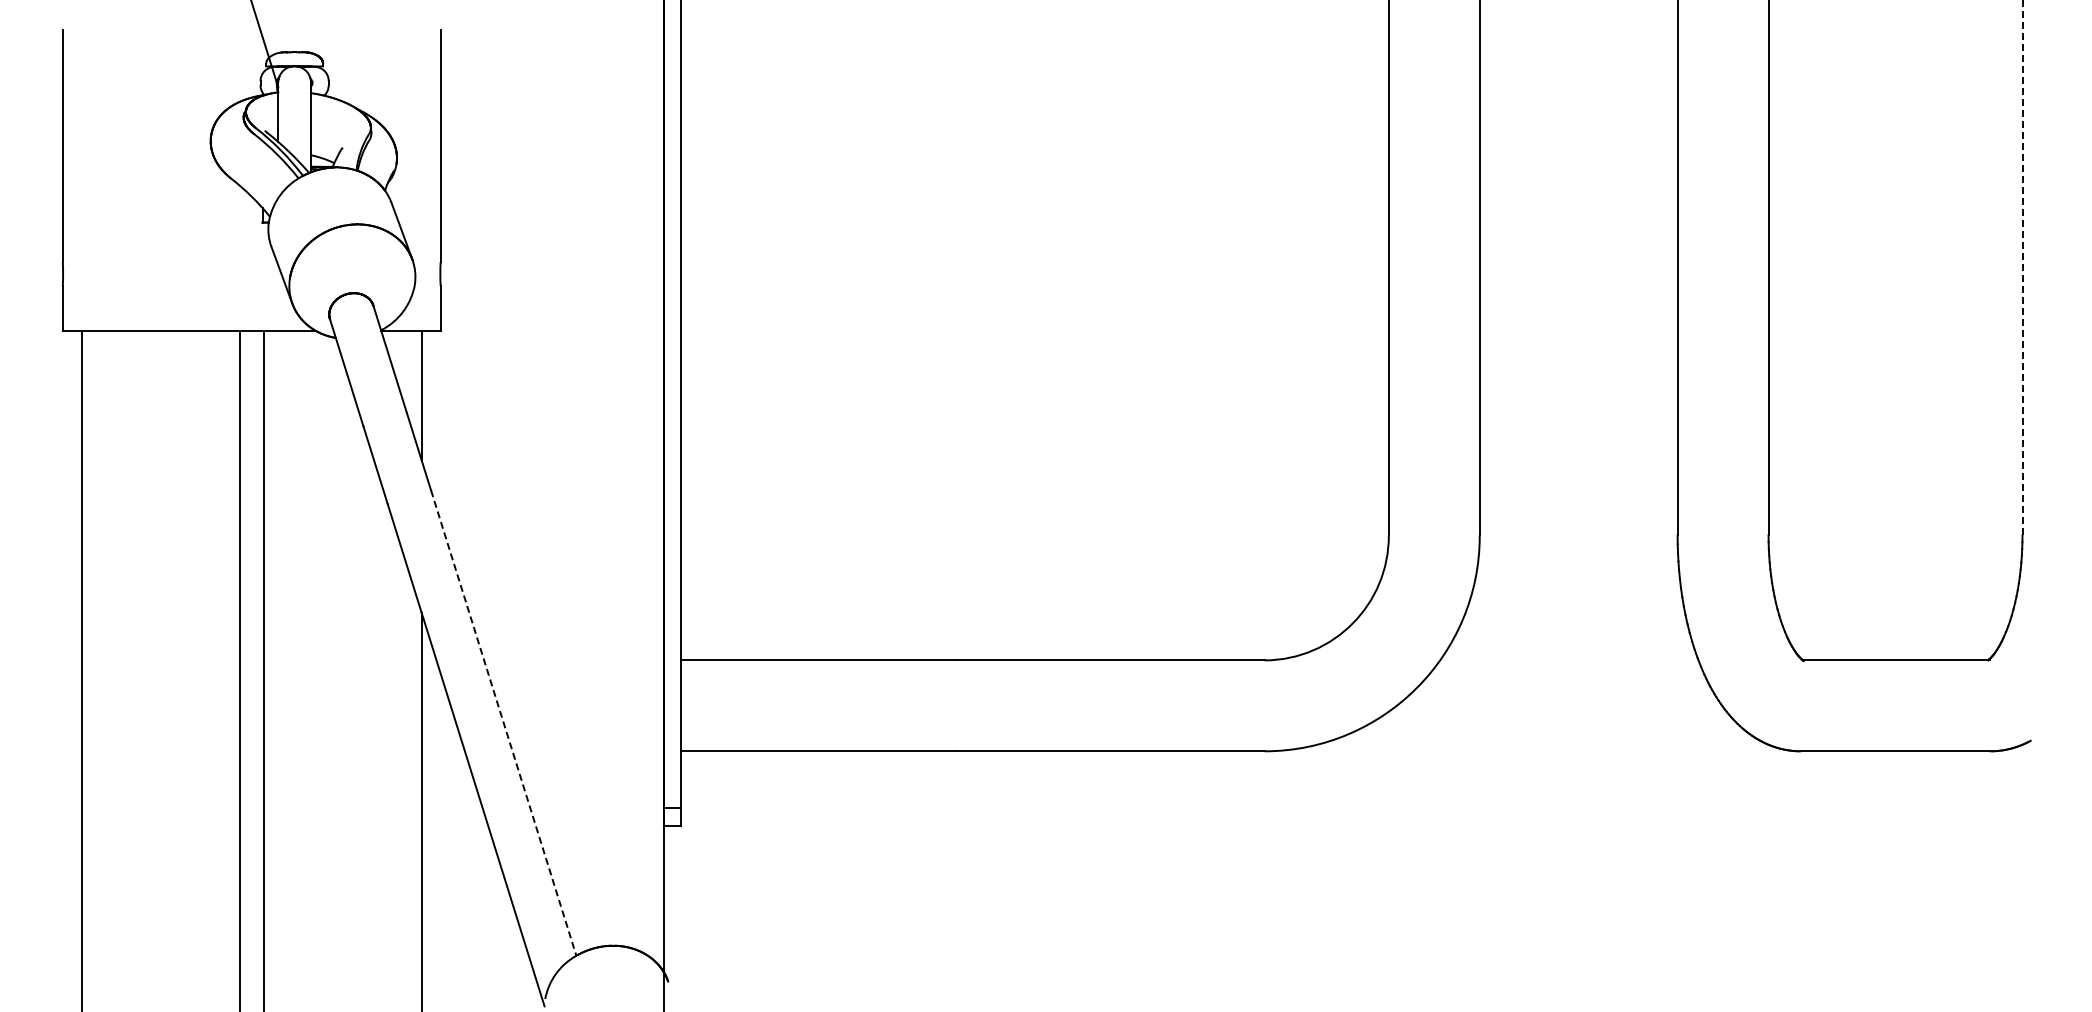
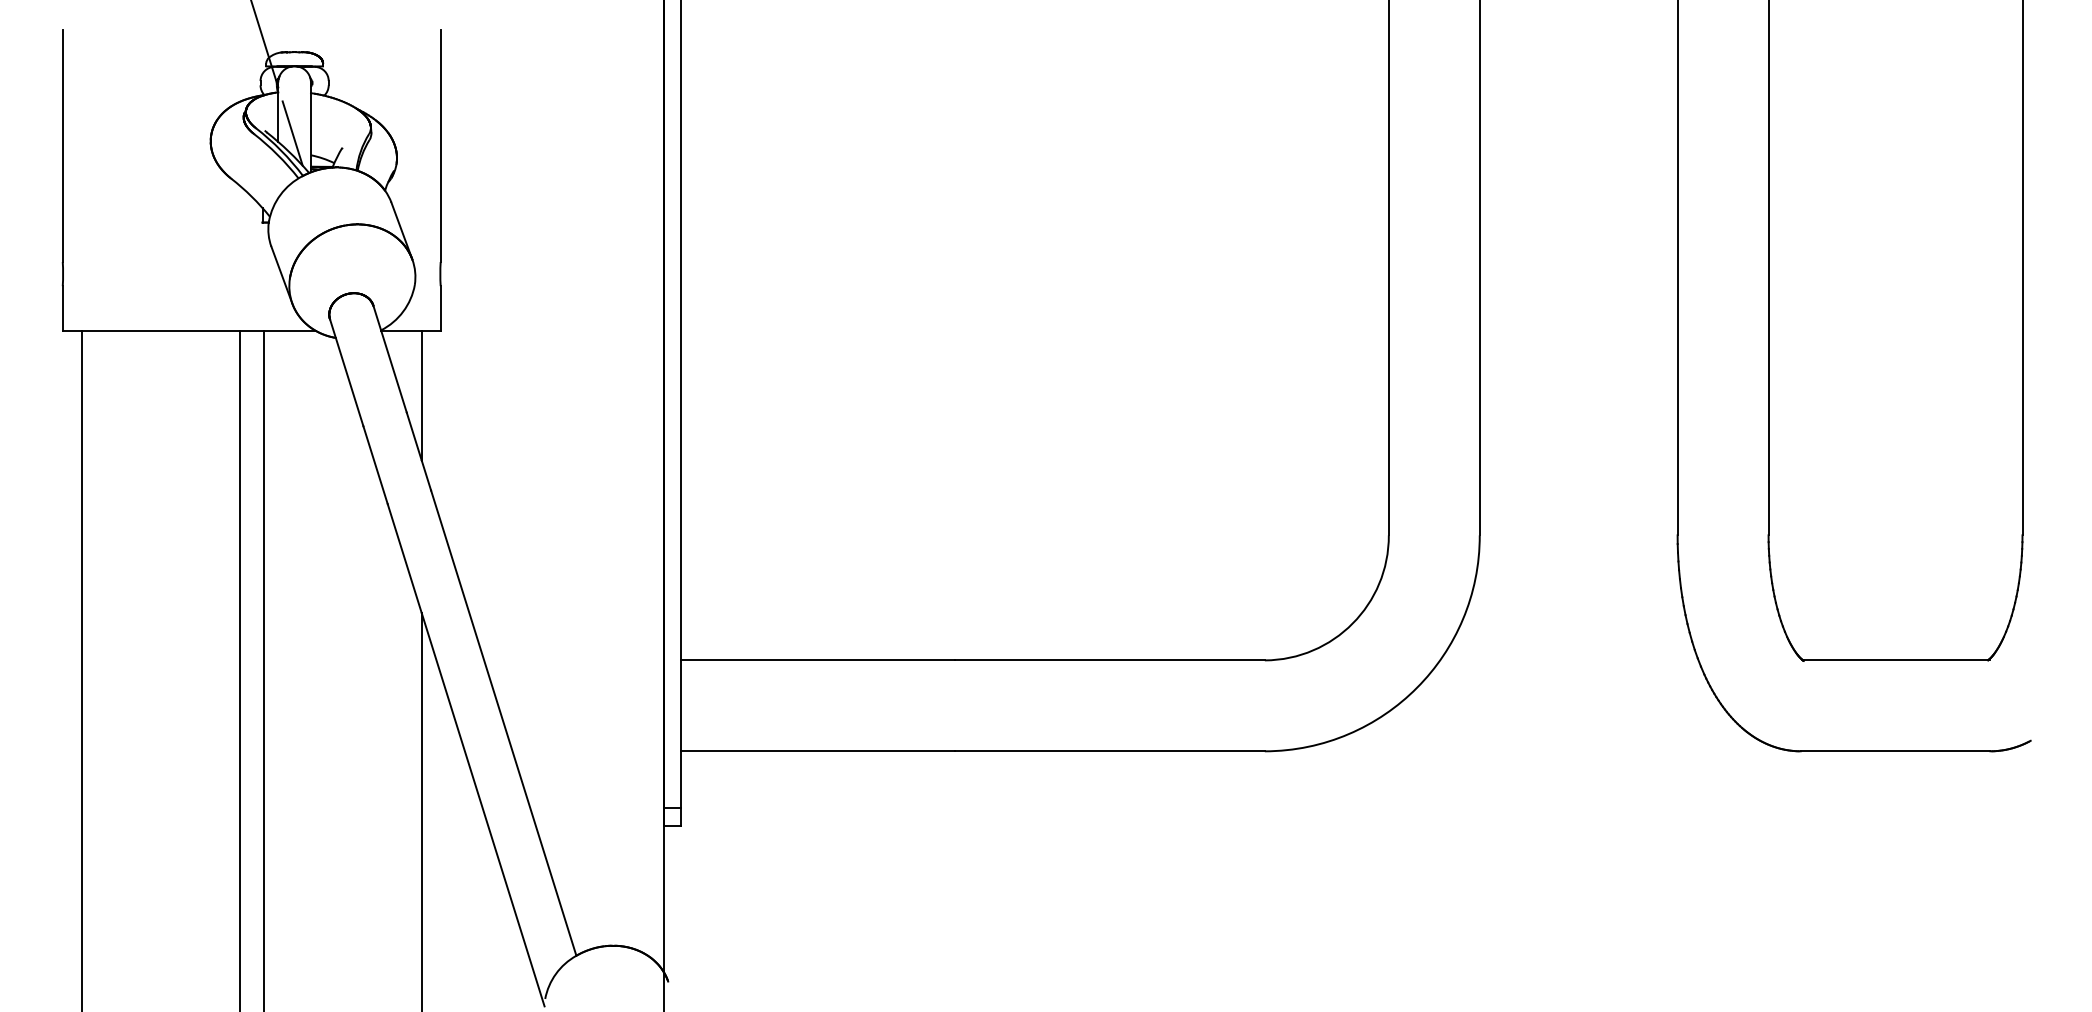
line: none -> present (292, 133)
line: dashed -> solid (2022, 267)
line: dashed -> solid (503, 723)
